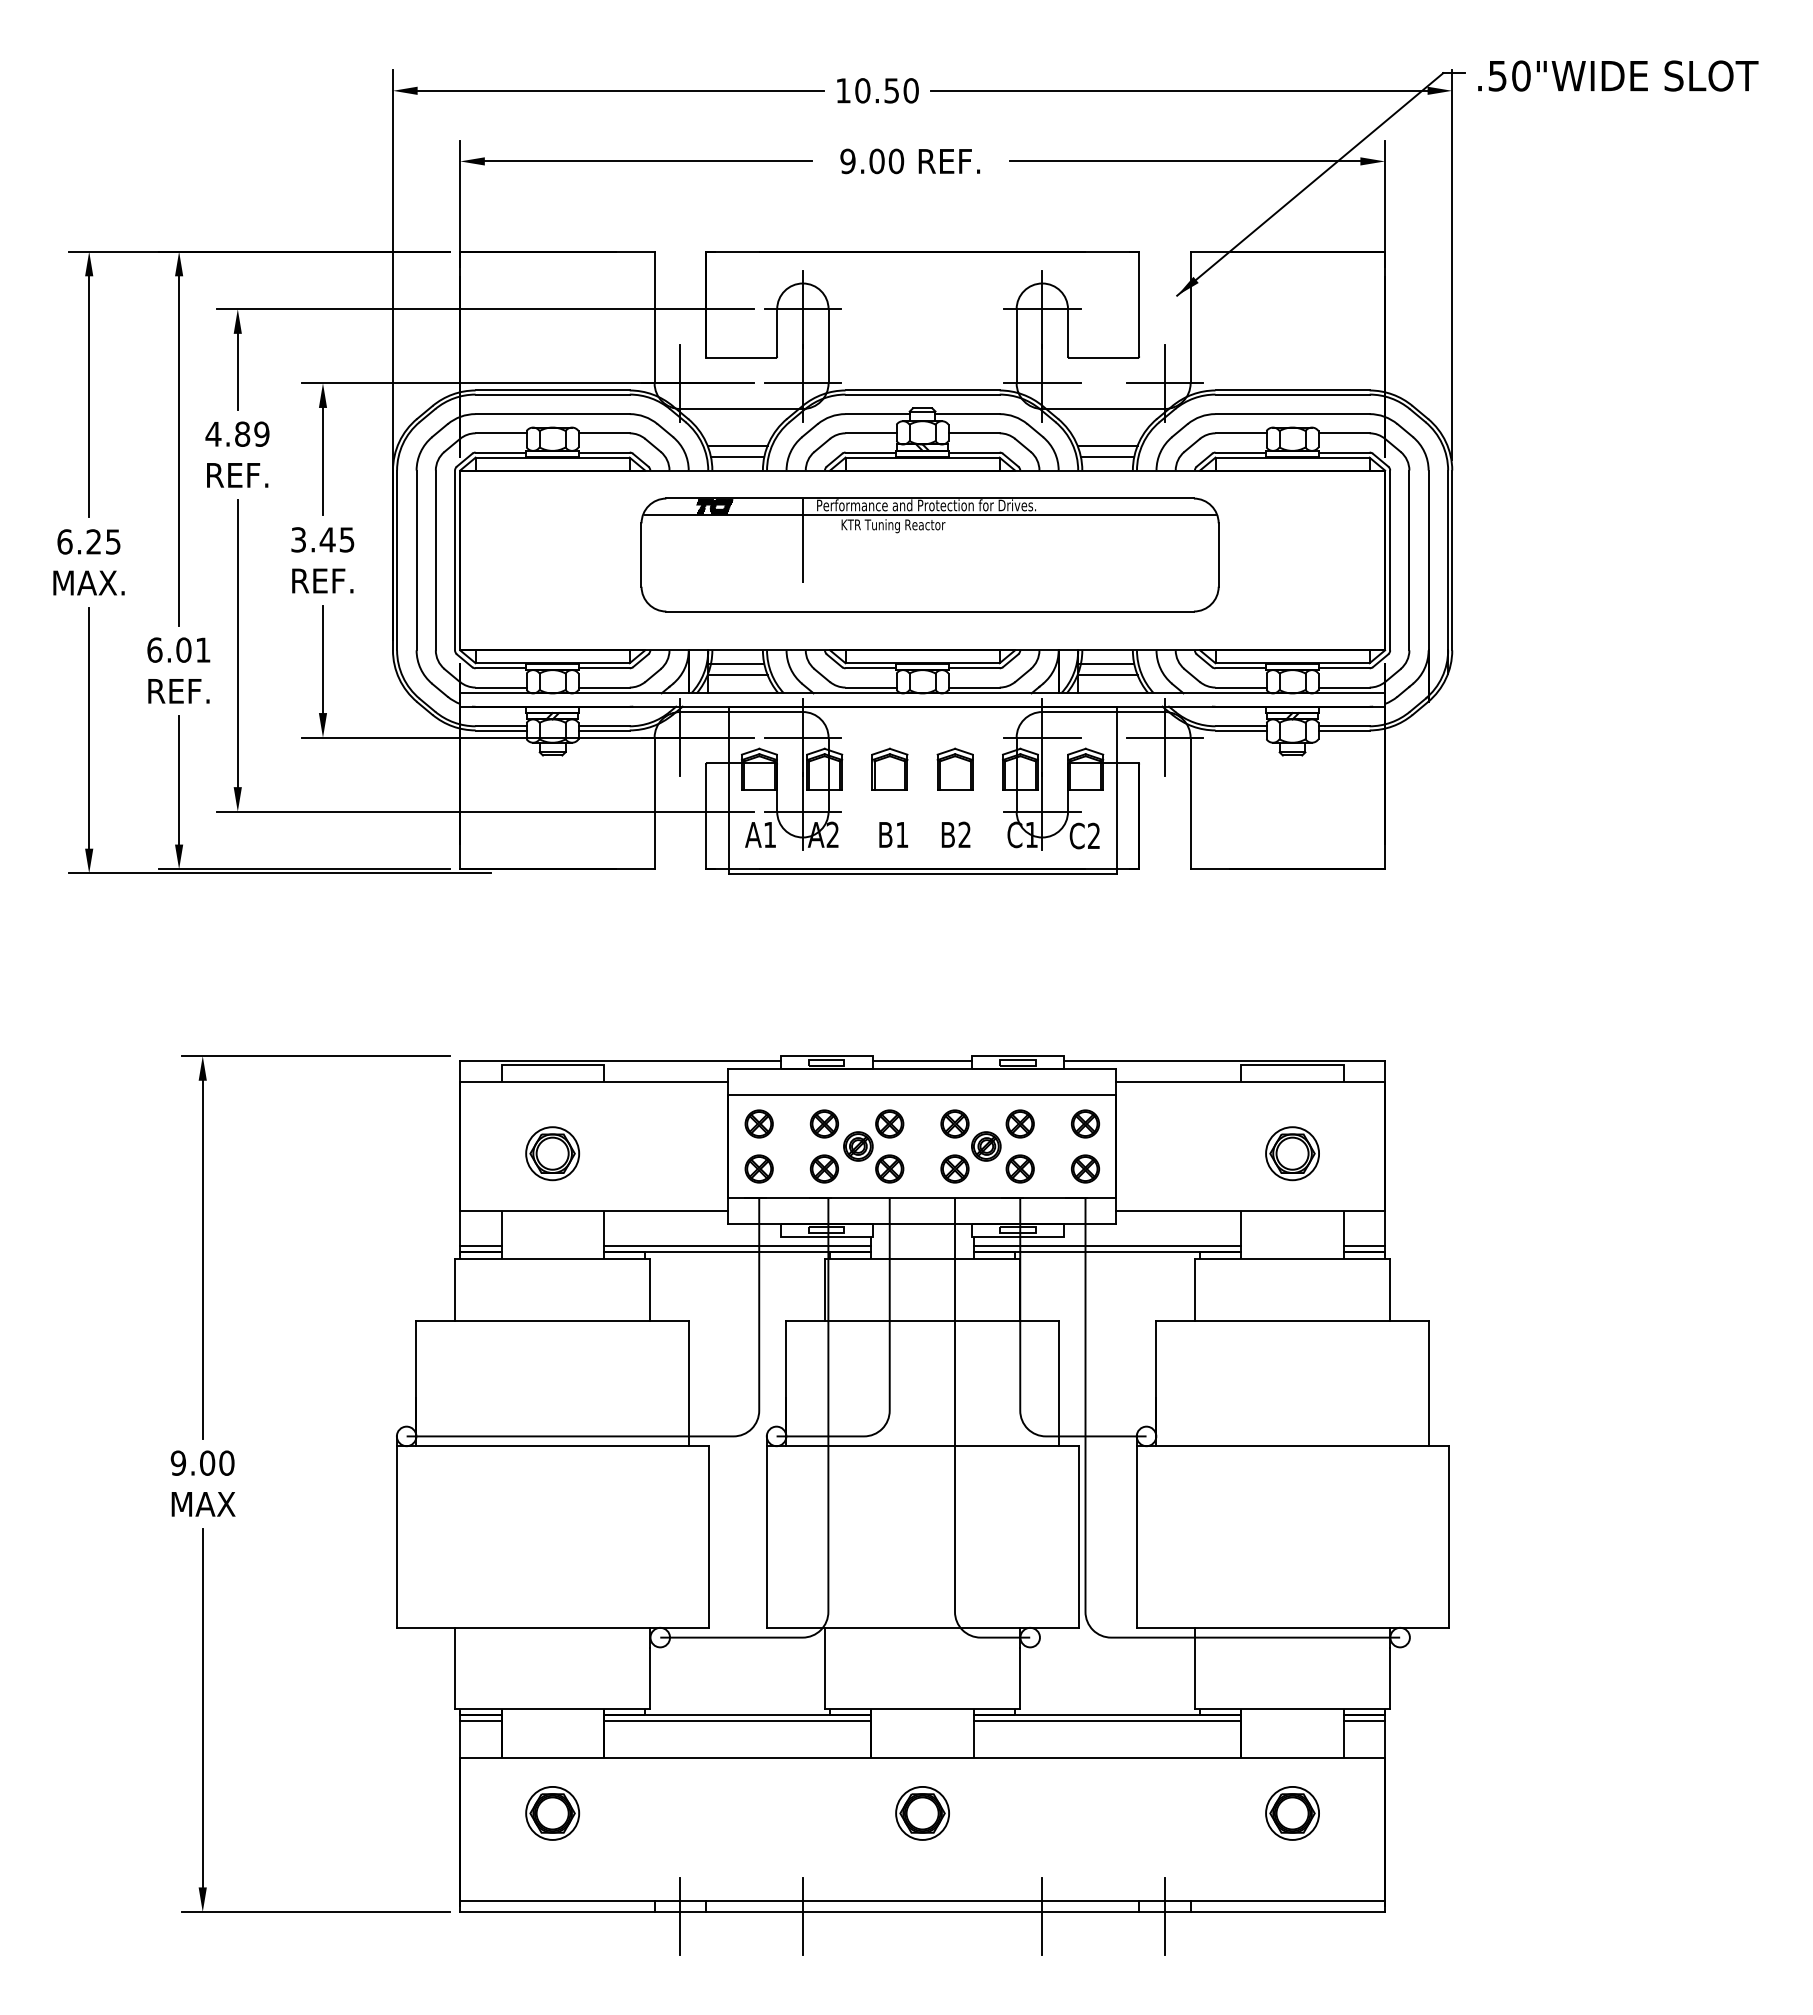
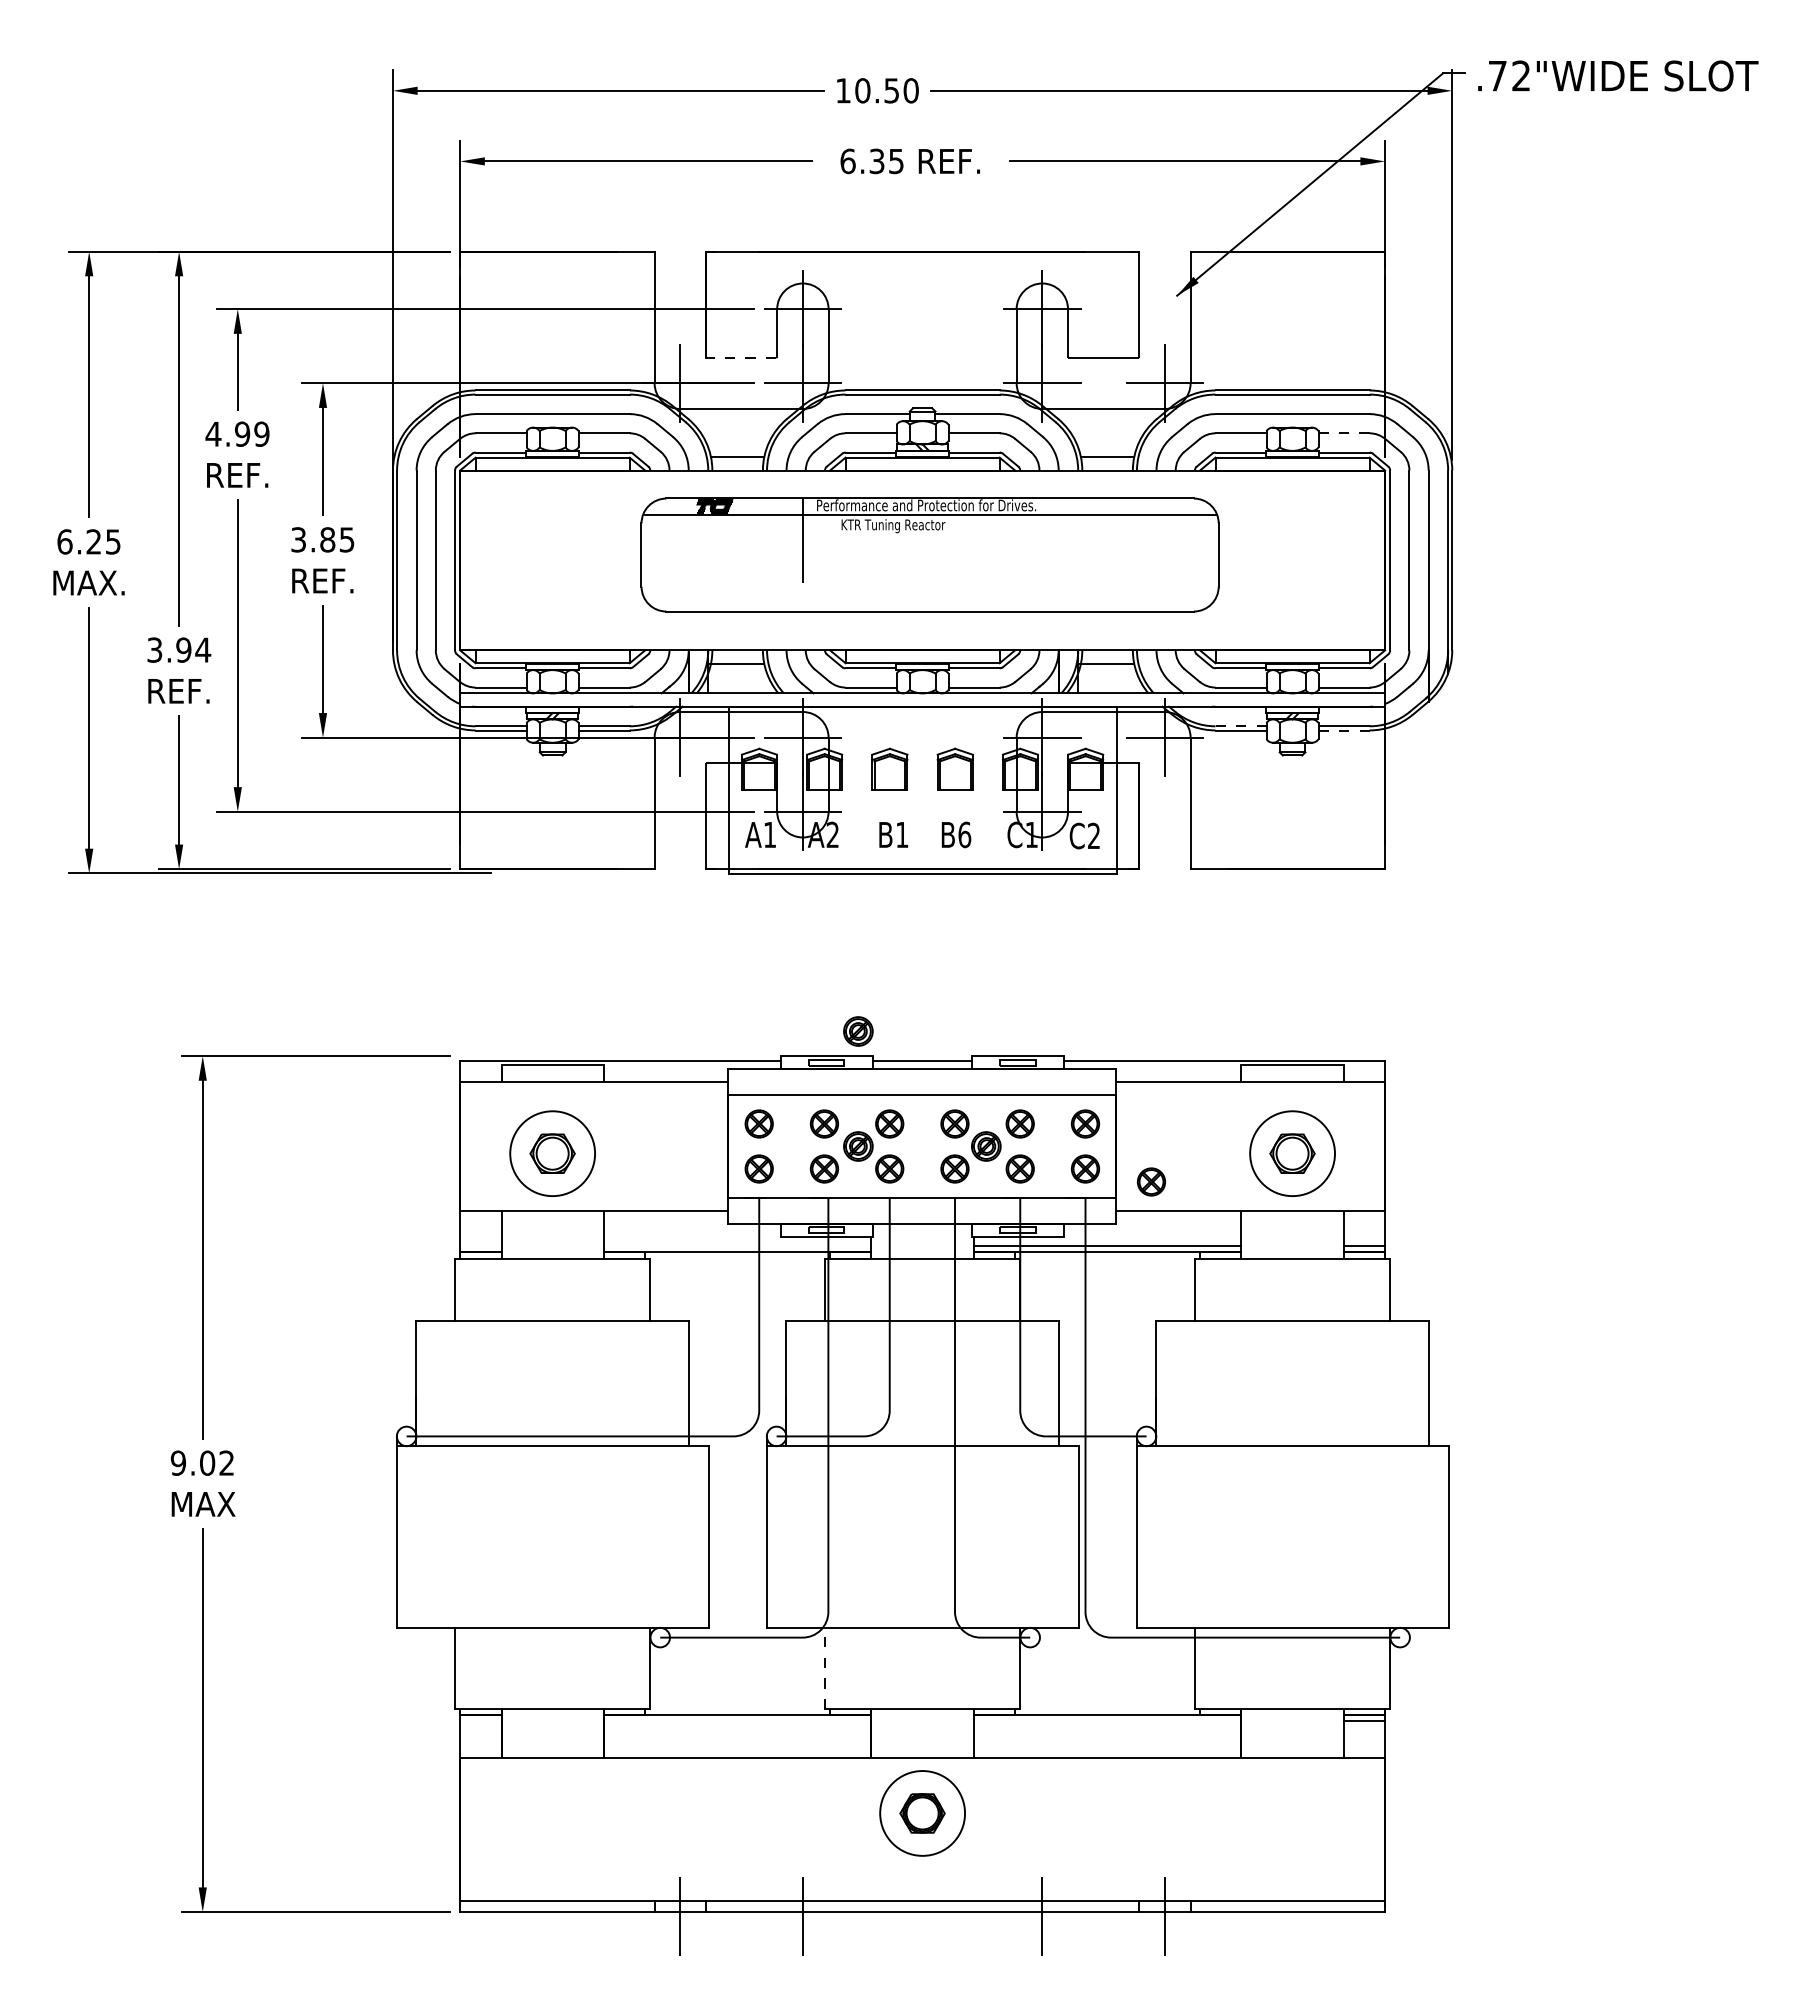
text: .50"WIDE -> .72"WIDE (1509, 75)
text: 9.00 -> 6.35 (872, 161)
line: solid -> dashed (741, 357)
text: 4.89 -> 4.99 (242, 433)
line: solid -> dashed (1344, 433)
line: present -> none (737, 445)
line: present -> none (1107, 445)
text: 3.45 -> 3.85 (327, 539)
text: 6.01 -> 3.94 (179, 649)
line: present -> none (737, 675)
line: present -> none (1107, 675)
line: solid -> dashed (1241, 726)
line: solid -> dashed (1344, 730)
text: B2 -> B6 (964, 834)
part: none -> present (858, 1031)
circle diameter: 53 px -> 85 px (552, 1153)
circle diameter: 53 px -> 85 px (1292, 1153)
part: none -> present (1151, 1181)
line: present -> none (480, 1246)
line: present -> none (737, 1246)
text: 9.00 -> 9.02 (226, 1462)
line: solid -> dashed (824, 1668)
line: present -> none (480, 1720)
line: present -> none (737, 1720)
line: present -> none (1107, 1720)
circle diameter: 53 px -> 85 px (922, 1813)
part: present -> none (552, 1813)
part: present -> none (1292, 1813)
